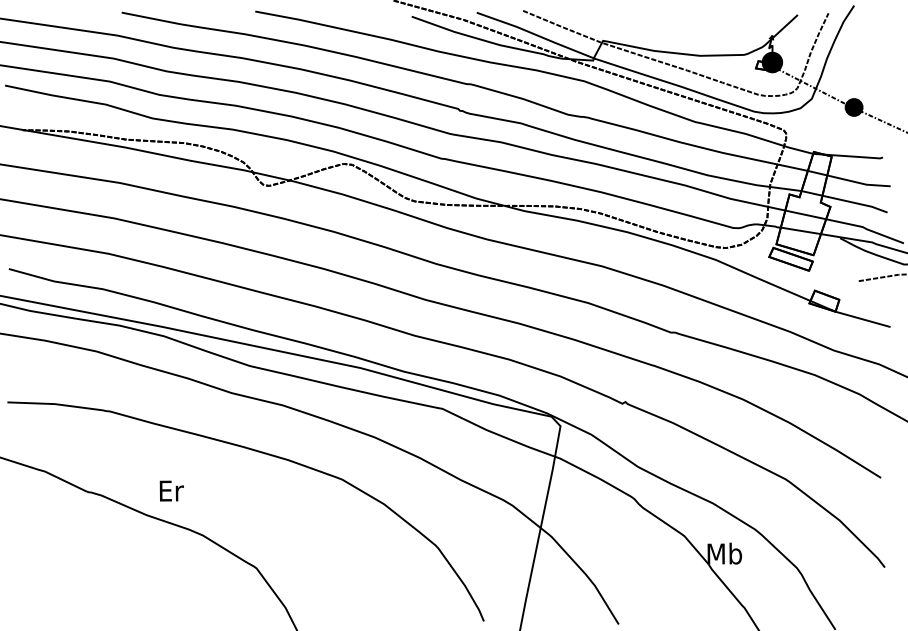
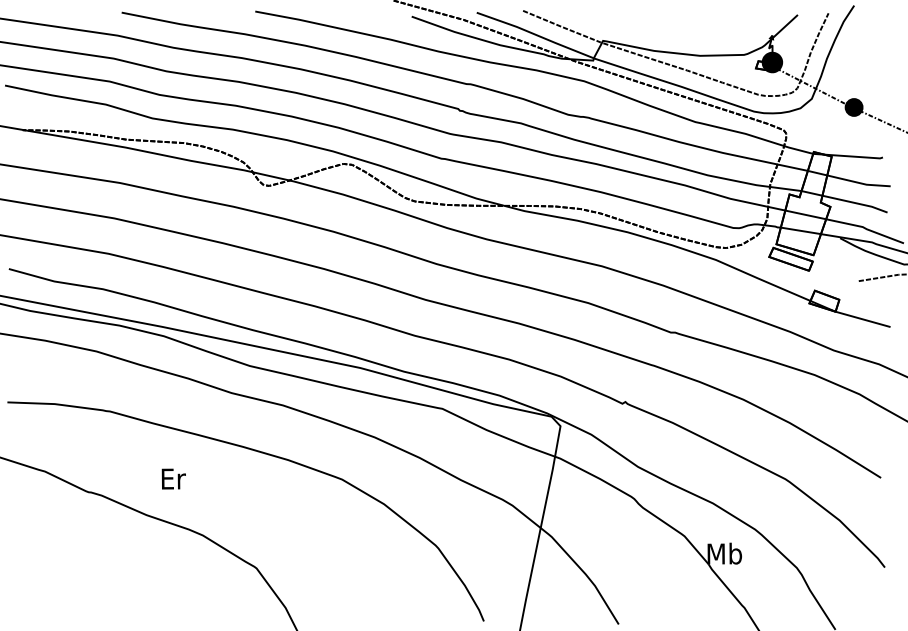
text position: (171, 490) -> (173, 478) (173, 478)
